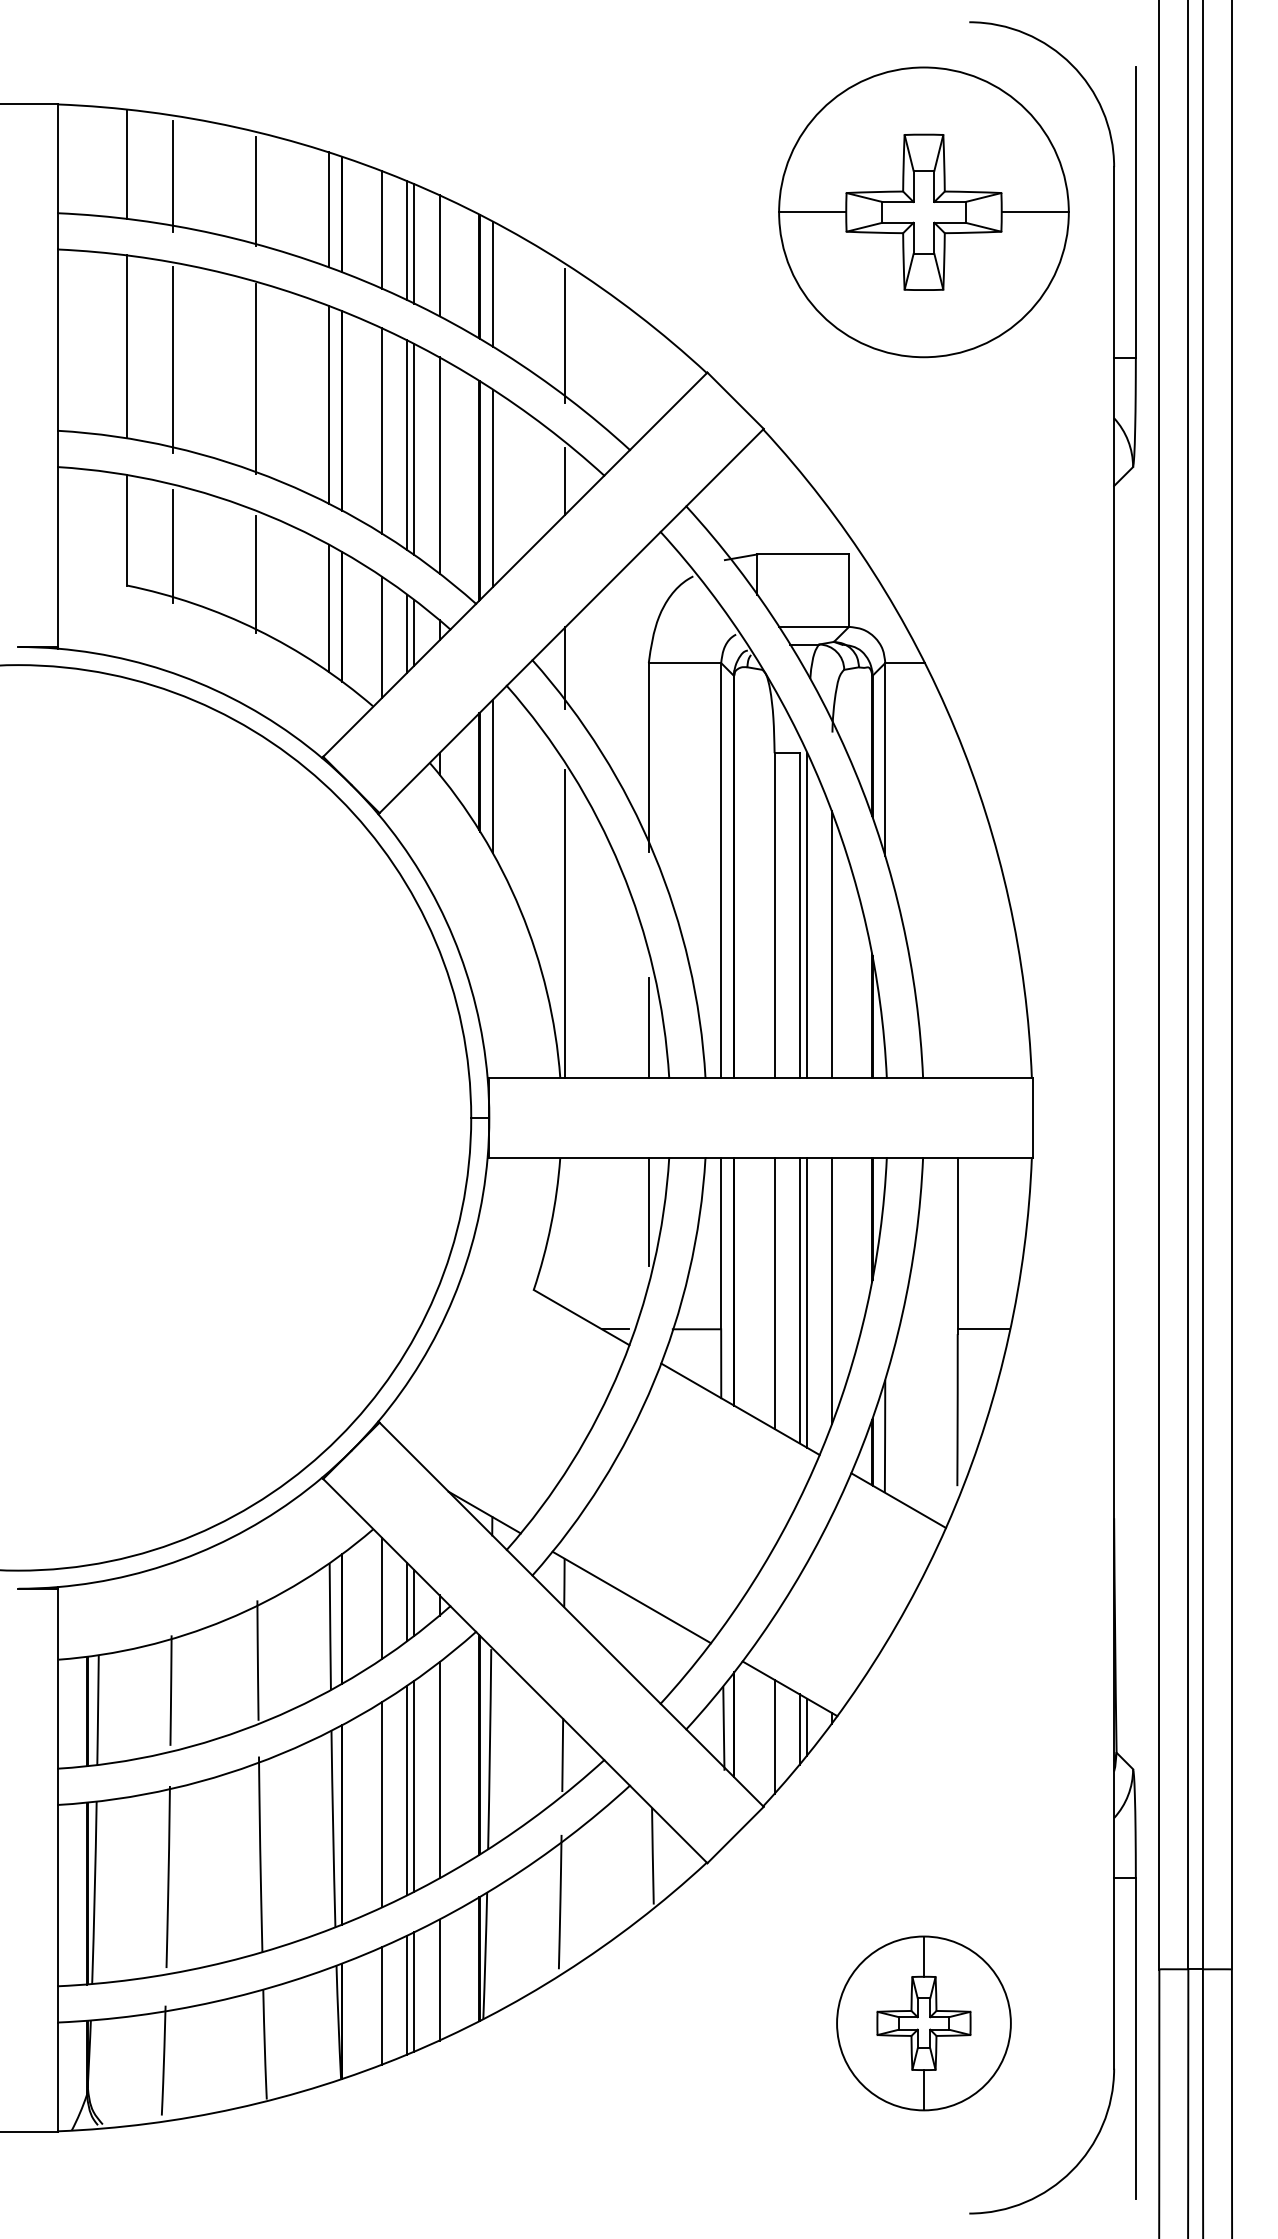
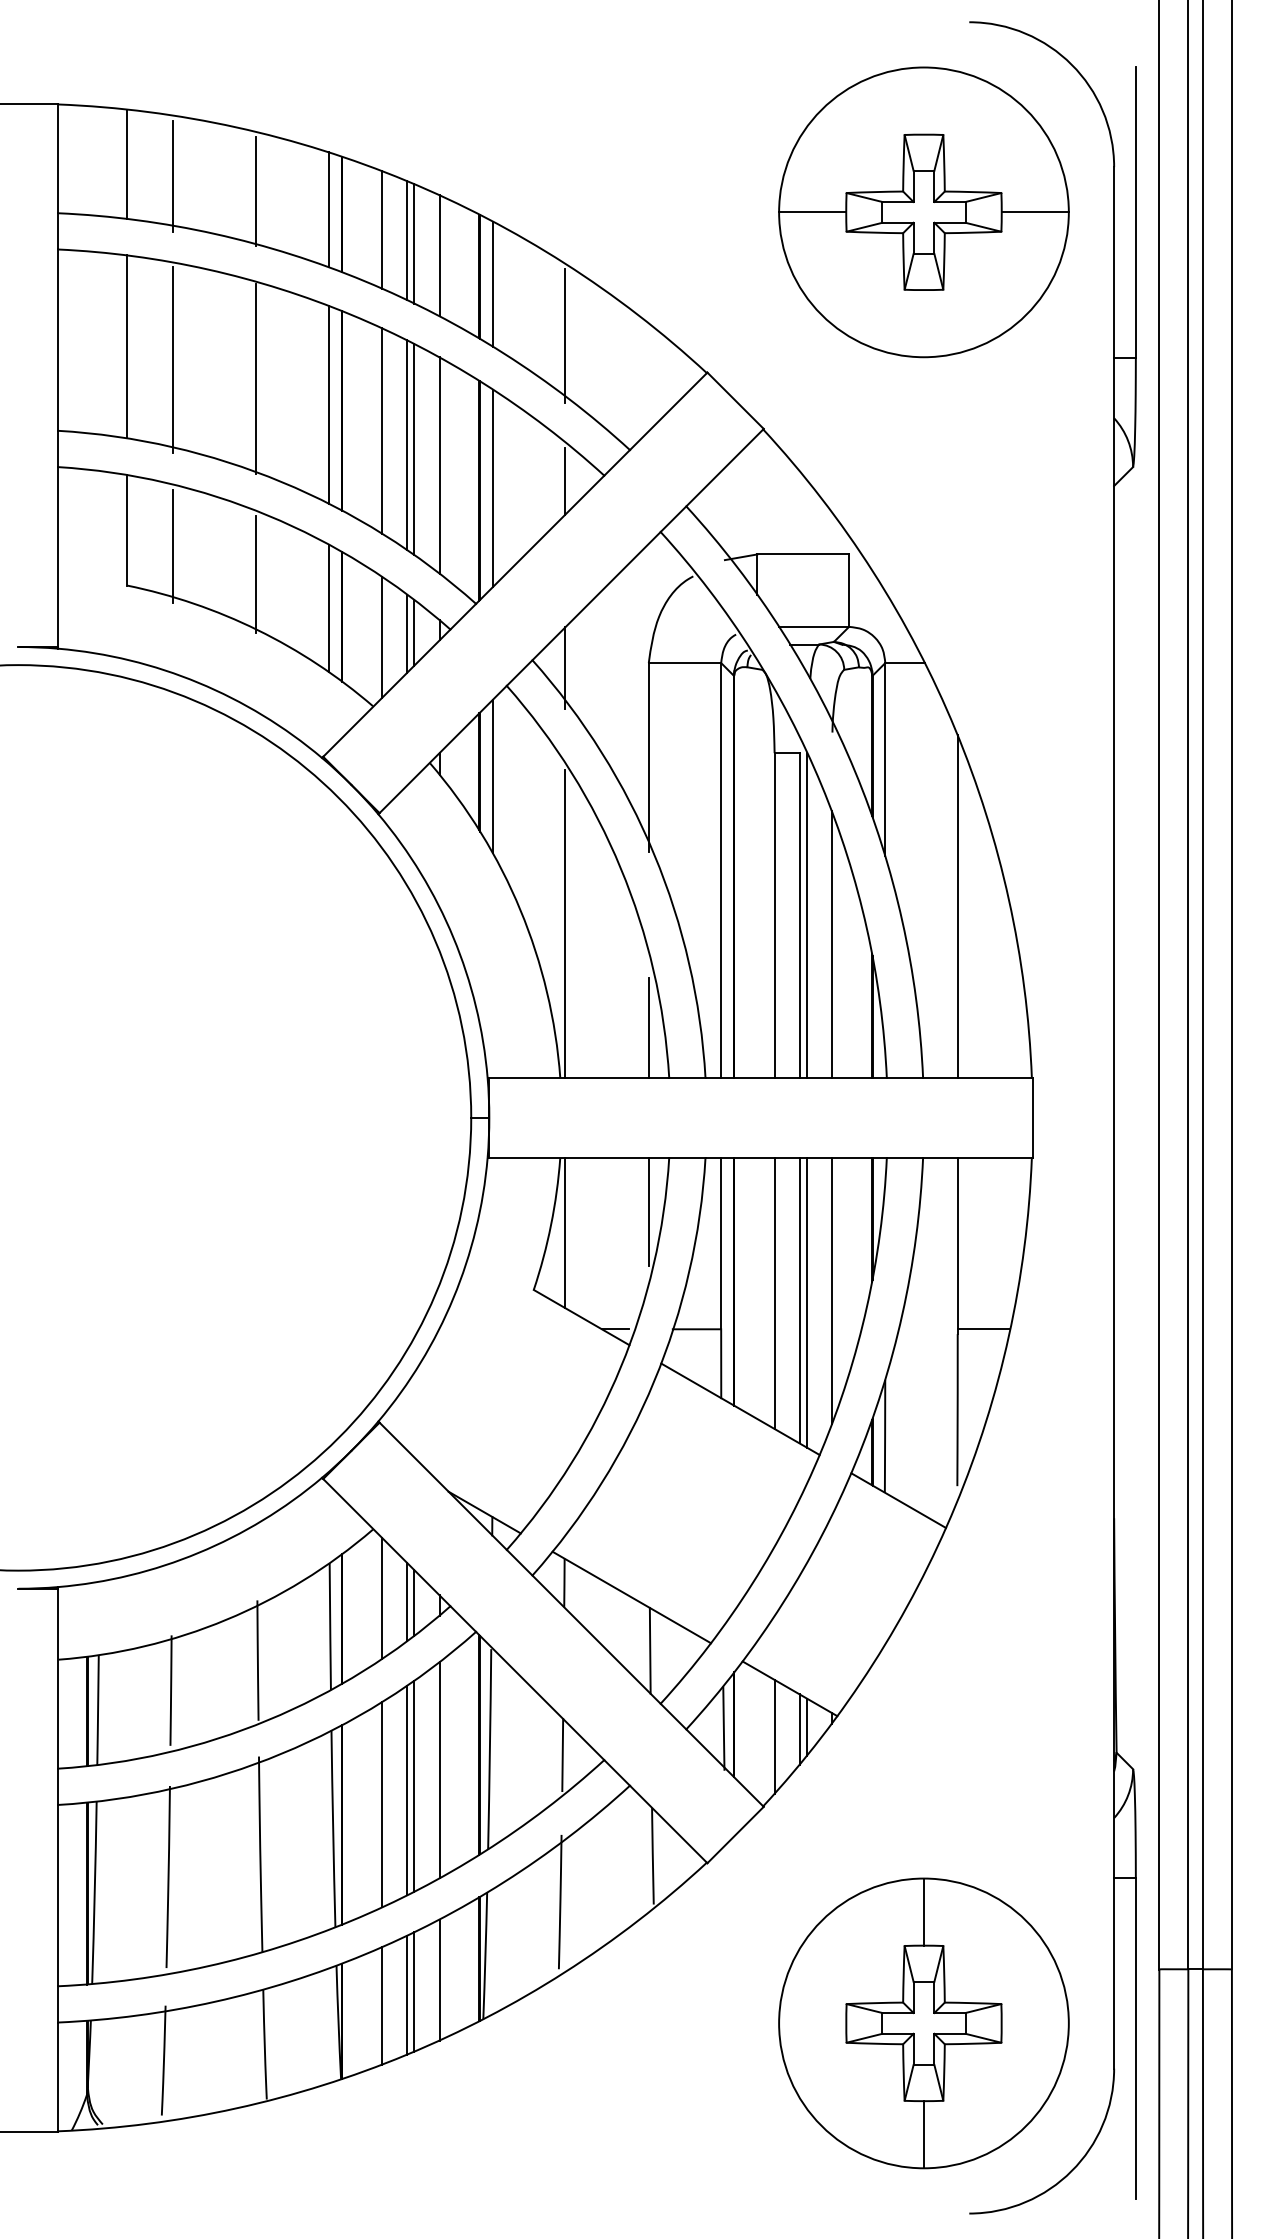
line: none -> present (957, 906)
line: none -> present (565, 1232)
line: none -> present (649, 1650)
part size: 176x177 px -> 292x293 px (923, 2023)
